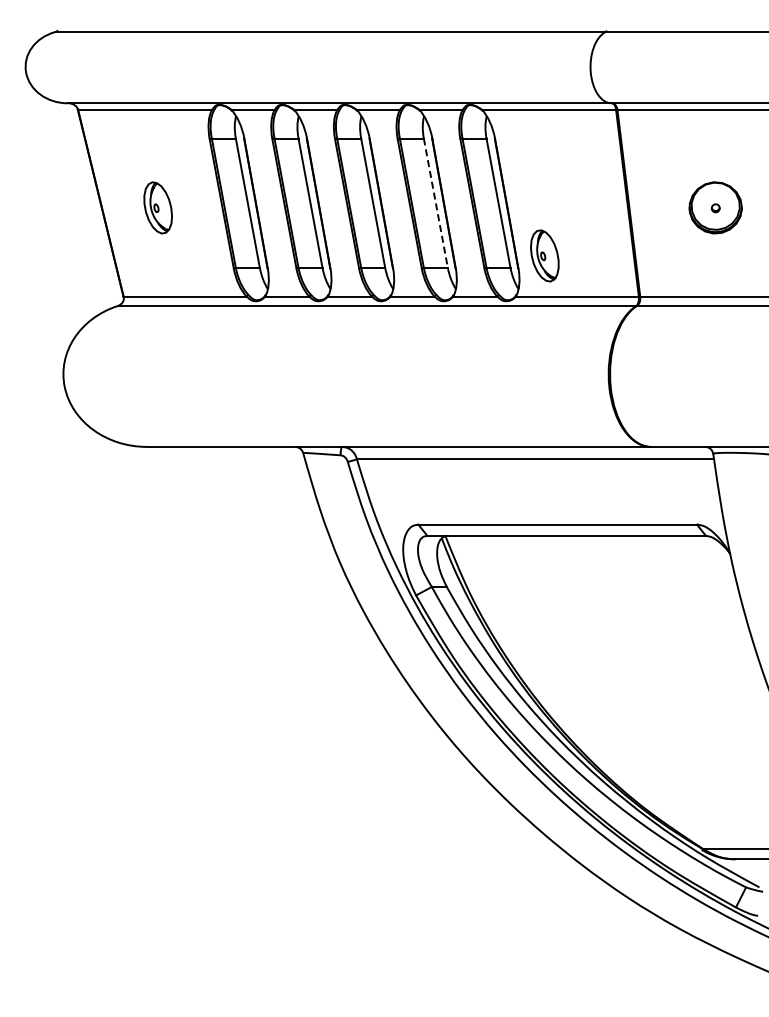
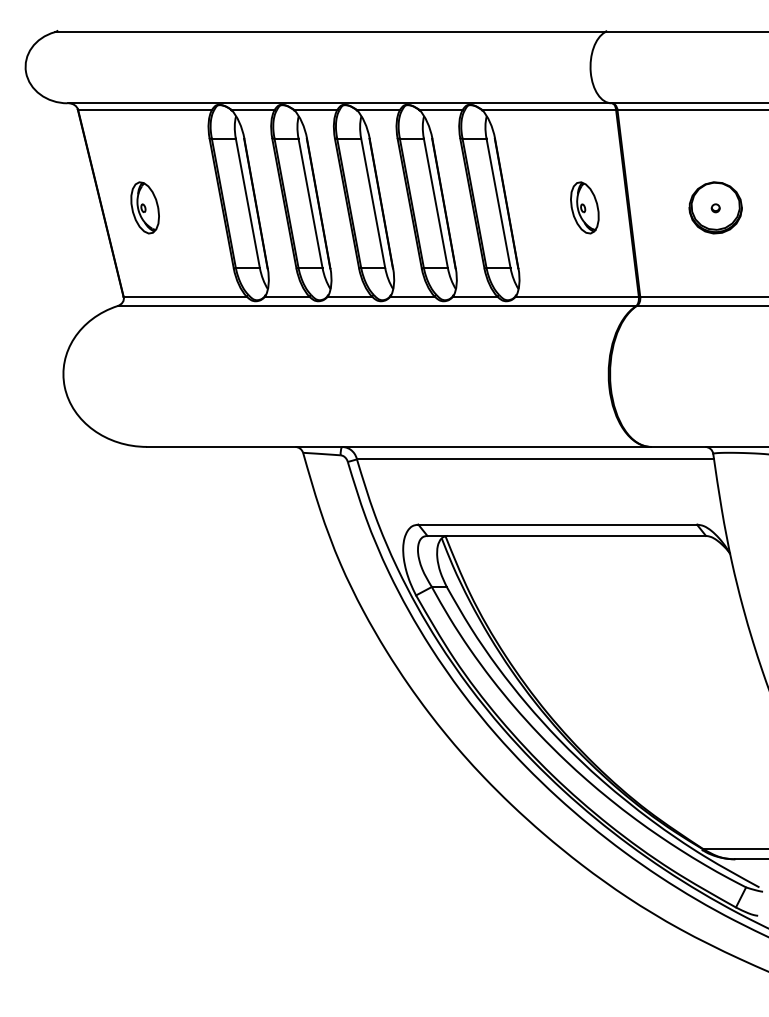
line: dashed -> solid (435, 203)
part position: (157, 207) -> (144, 207) (144, 207)
part position: (544, 255) -> (584, 207) (584, 207)
